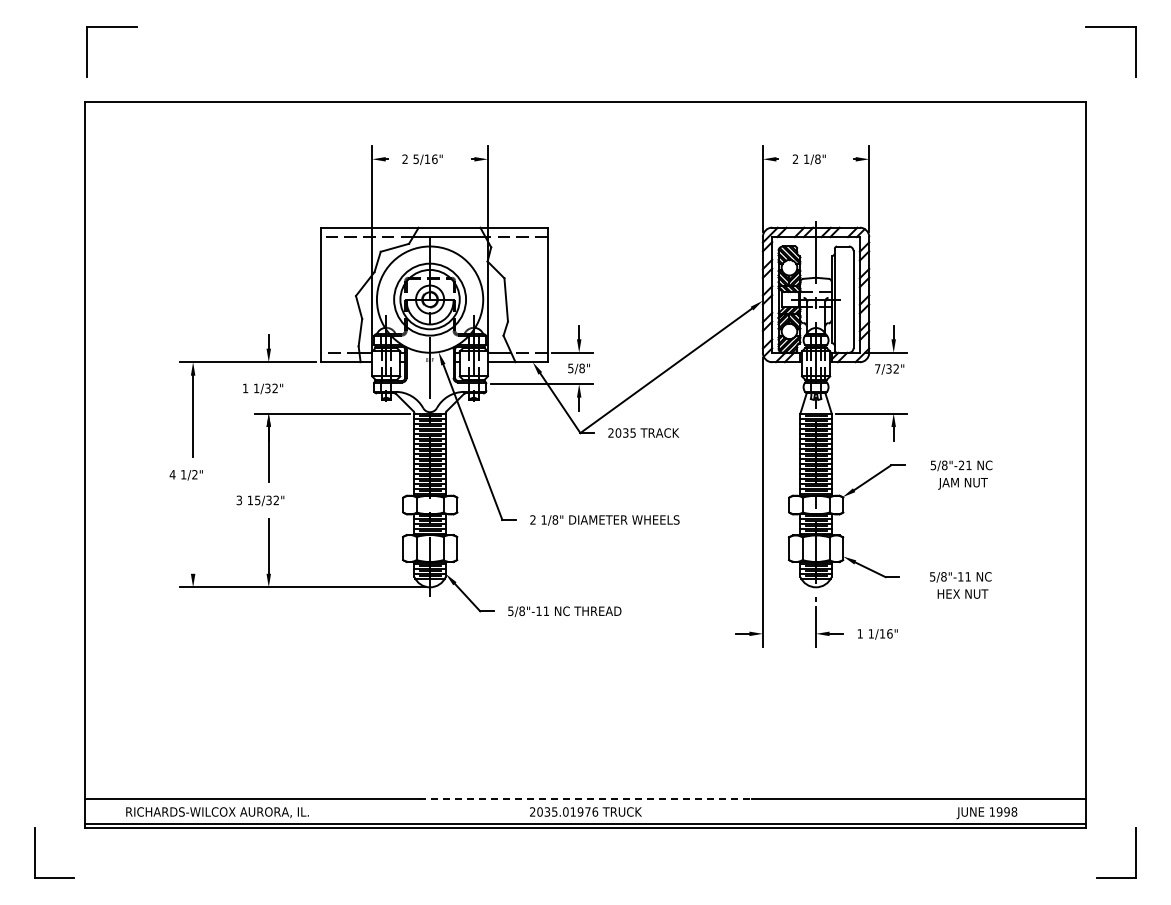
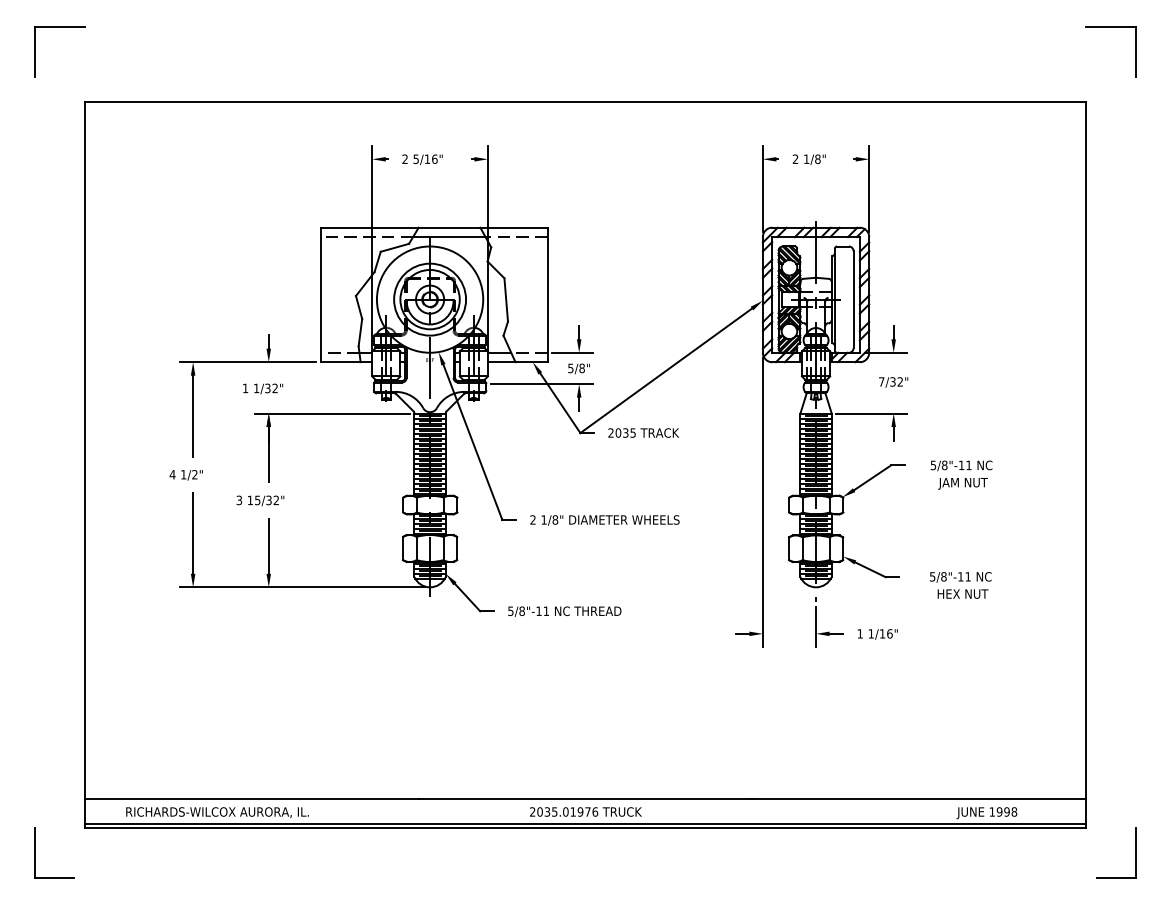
part position: (111, 27) -> (59, 27) (59, 27)
text position: (889, 369) -> (893, 382) (893, 382)
text: 5/8"-21 -> 5/8"-11 (960, 464)
line: none -> present (193, 532)
line: dashed -> solid (585, 798)
